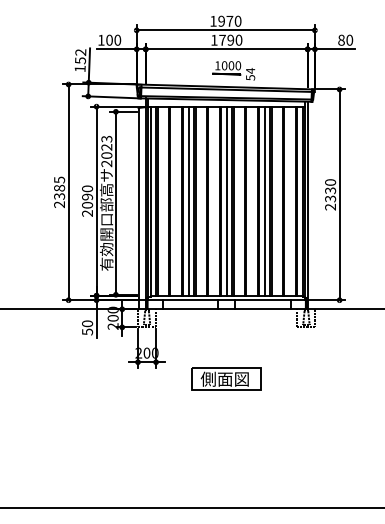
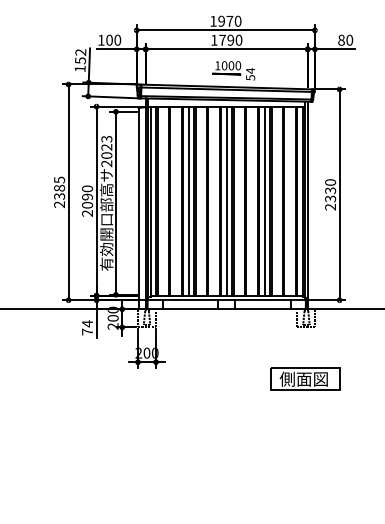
text: 50 -> 74 (87, 327)
part position: (226, 378) -> (305, 378) (305, 378)
line: present -> none (191, 508)
